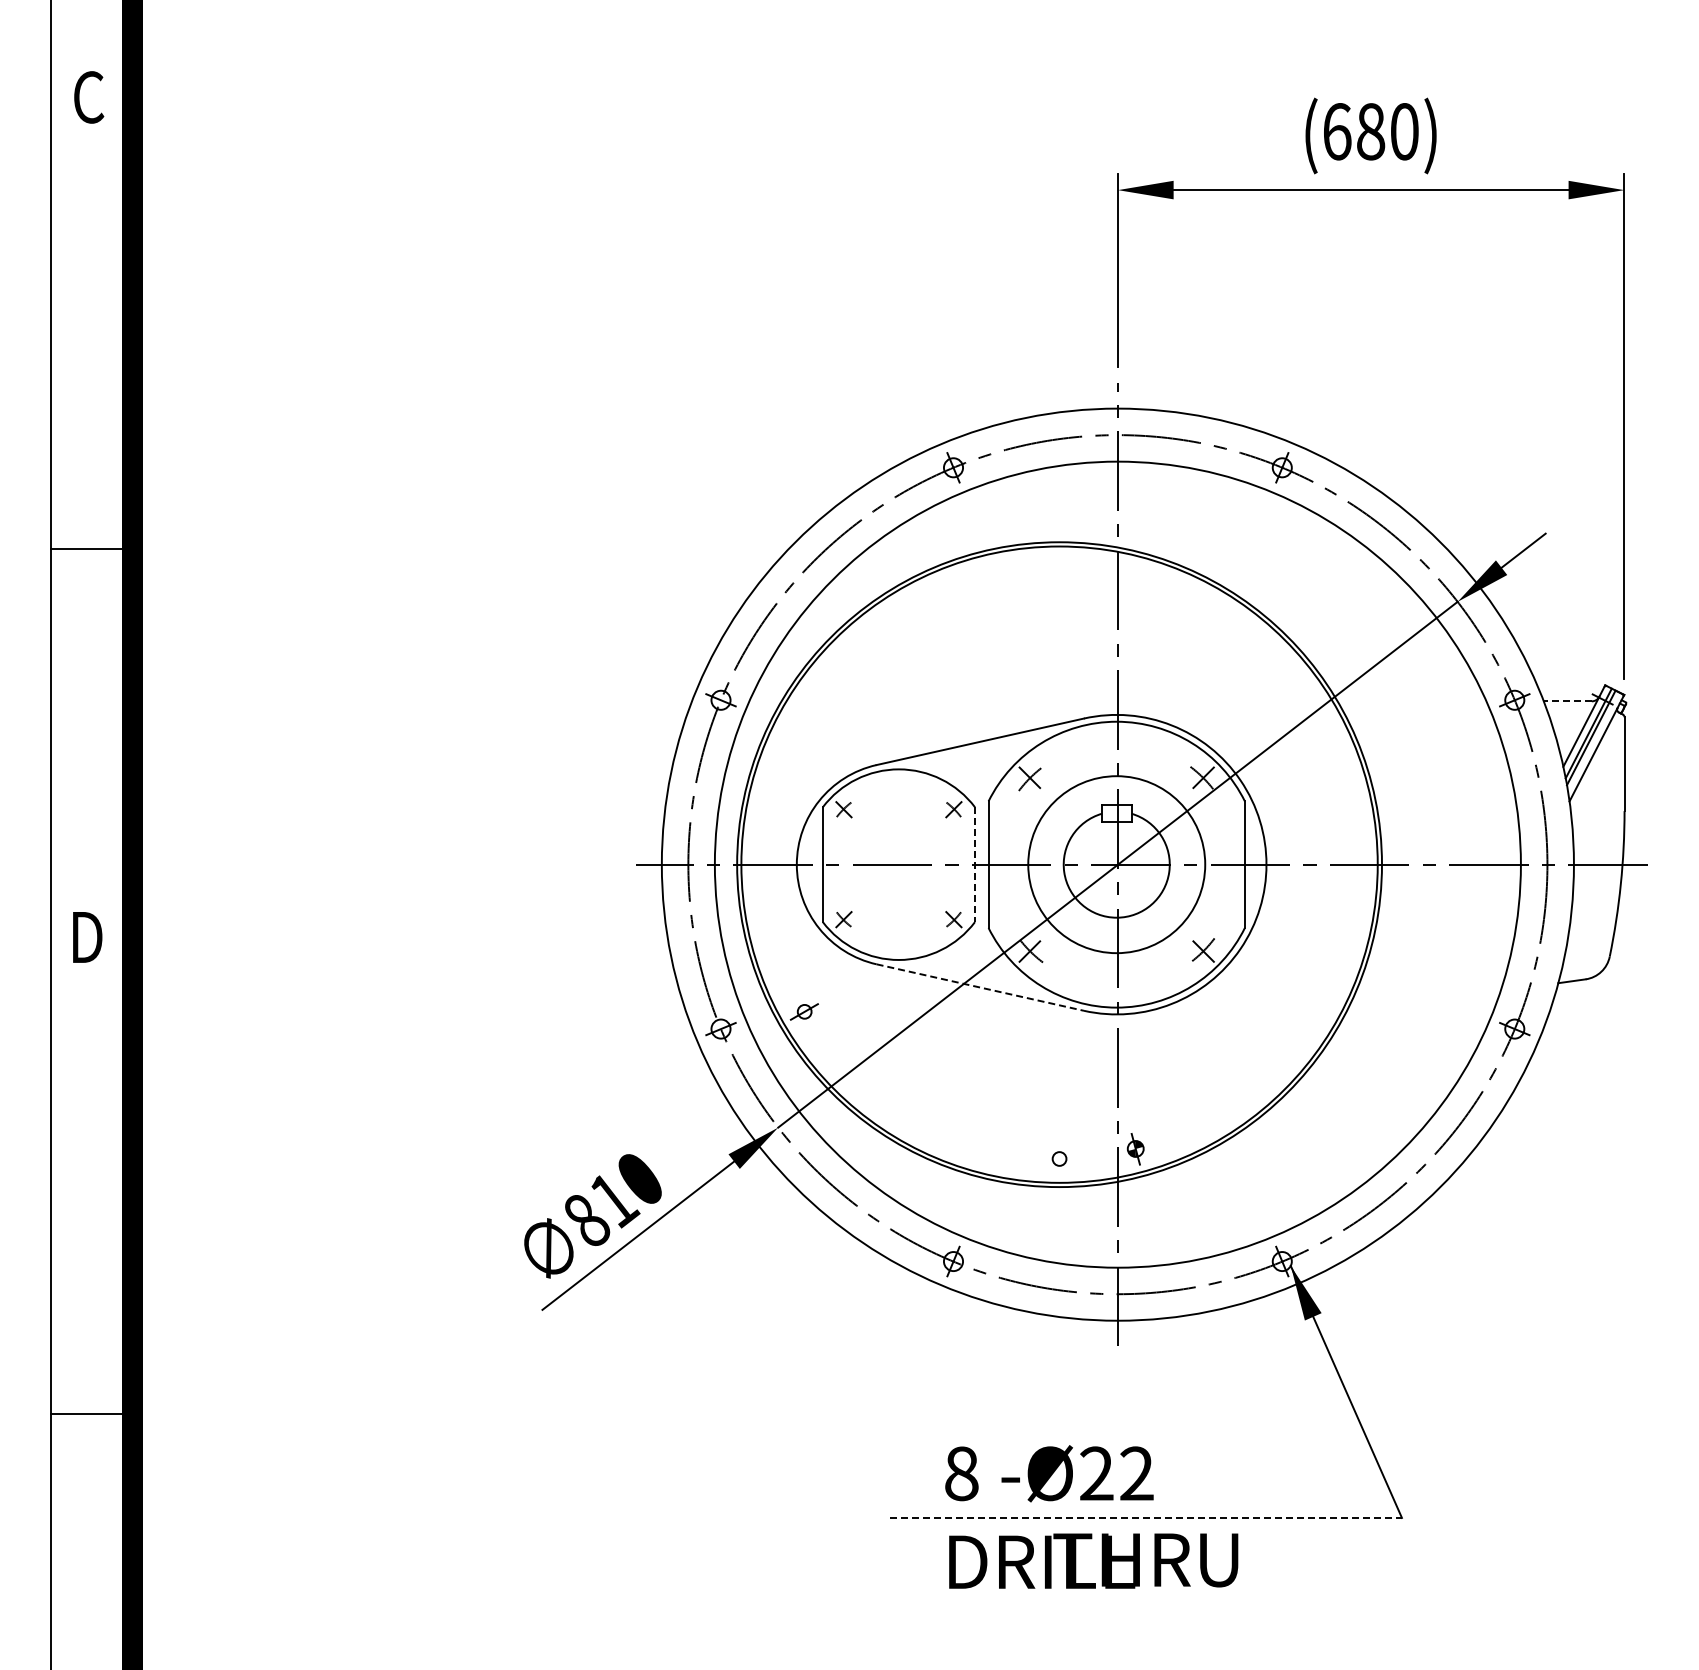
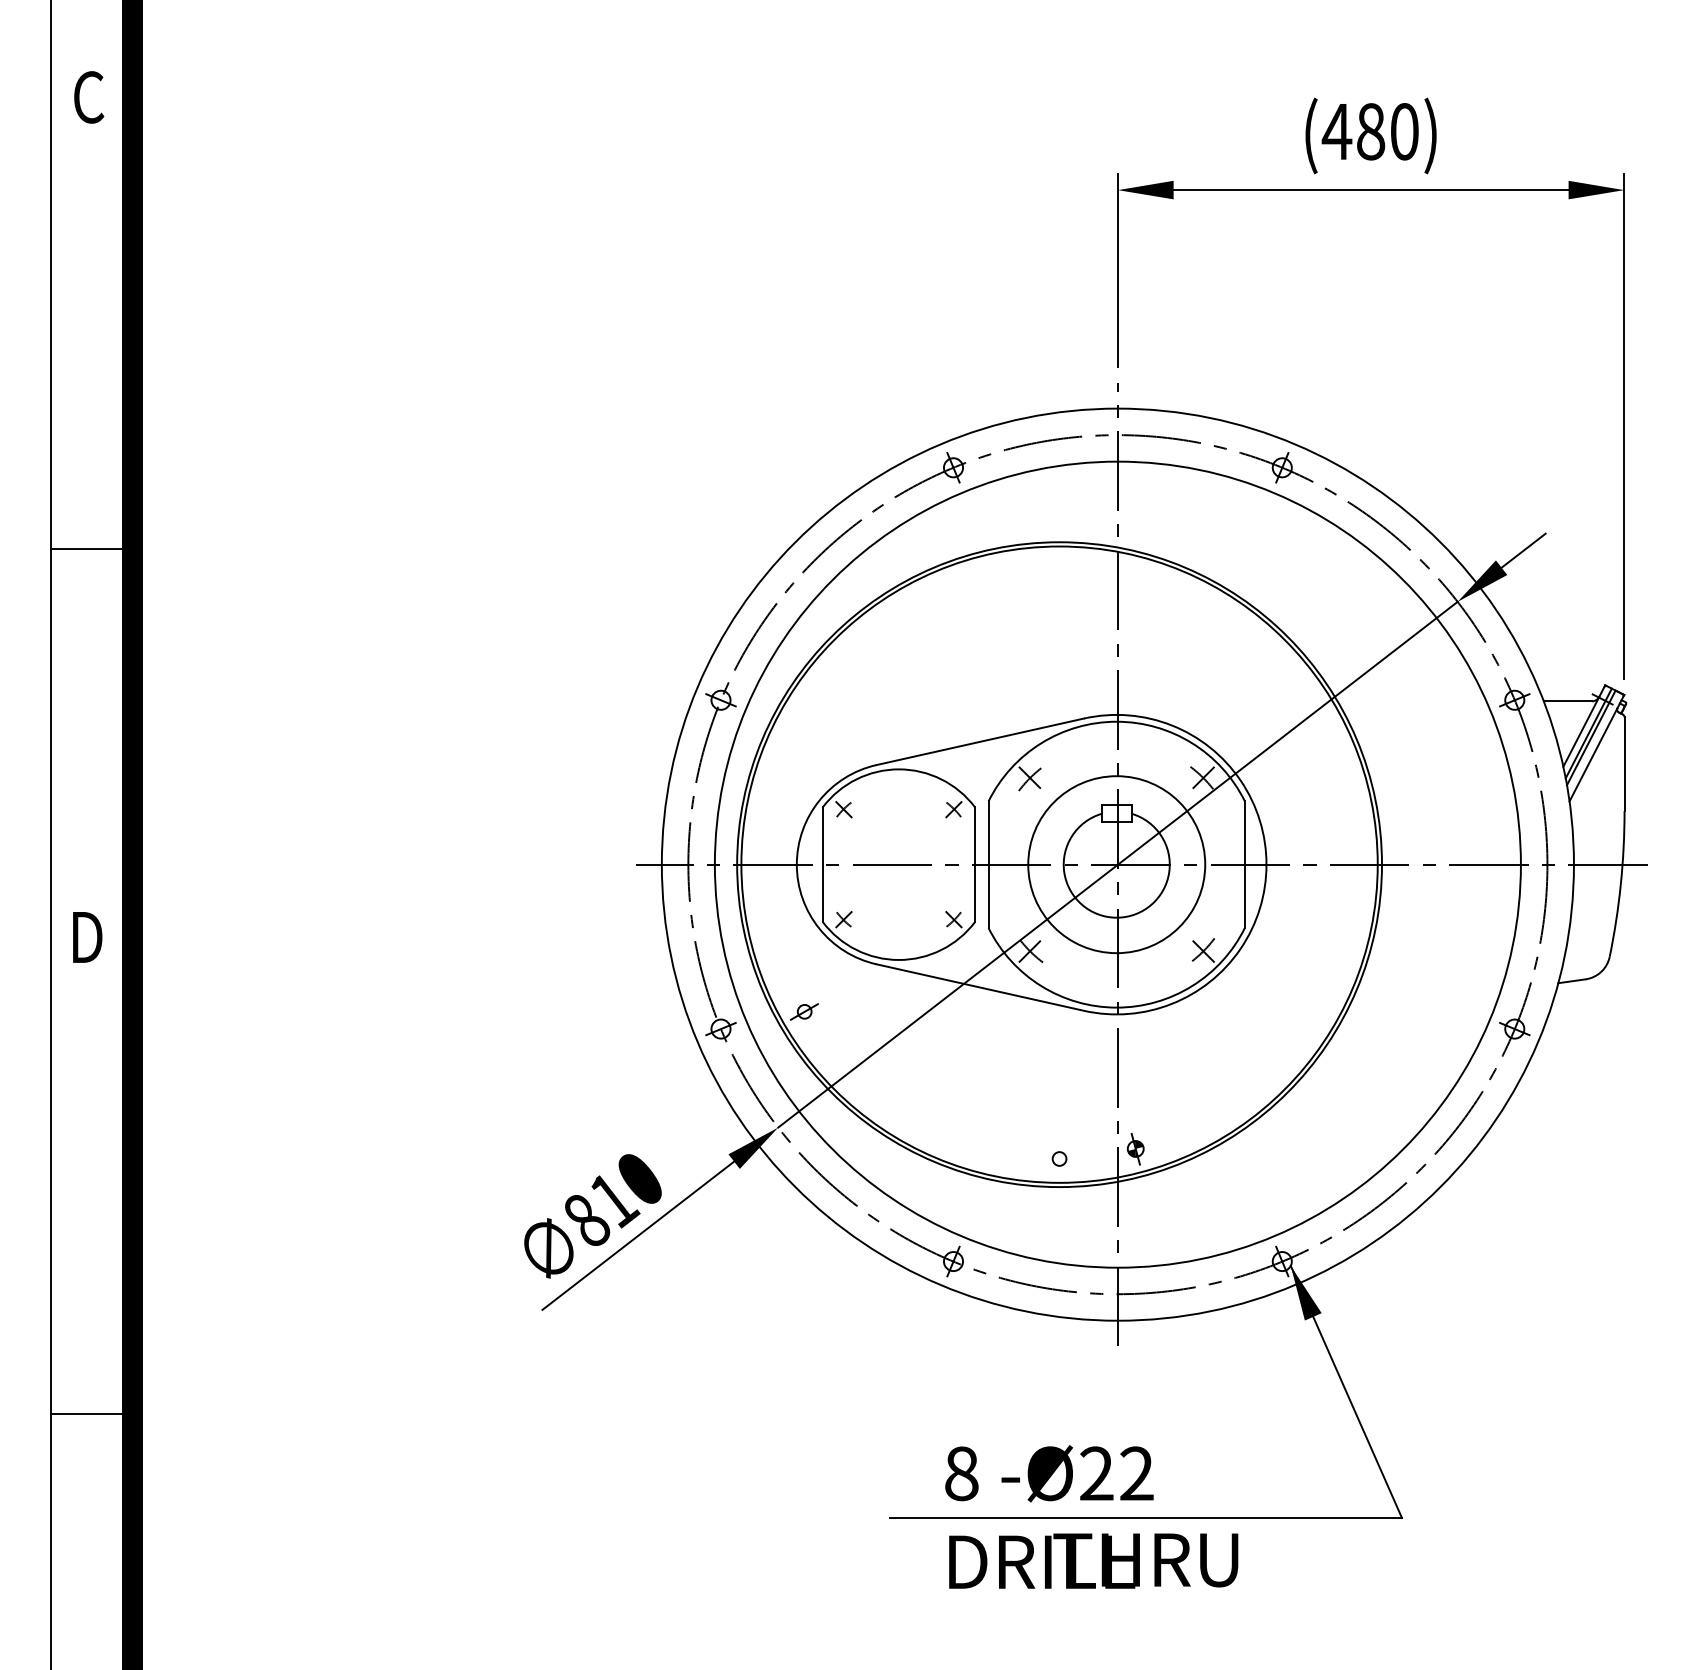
text: (680) -> (480) (1336, 131)
line: dashed -> solid (1567, 701)
line: dashed -> solid (974, 865)
line: dashed -> solid (980, 987)
line: dashed -> solid (1146, 1517)
